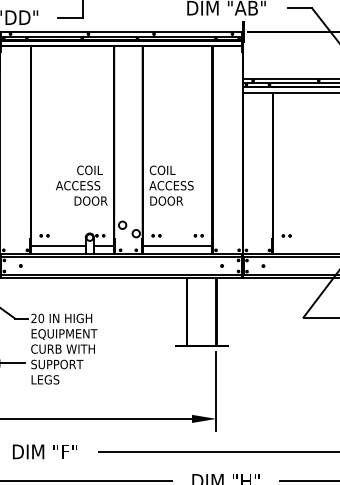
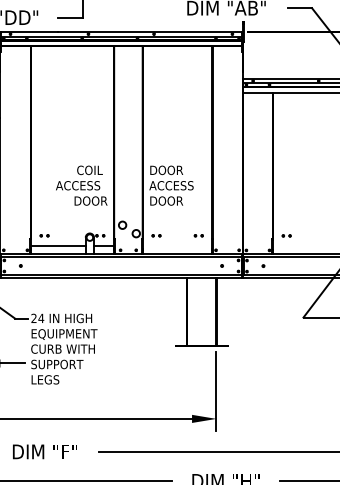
text: COIL -> DOOR (166, 170)
line: present -> none (177, 246)
text: 20 -> 24 (41, 318)
